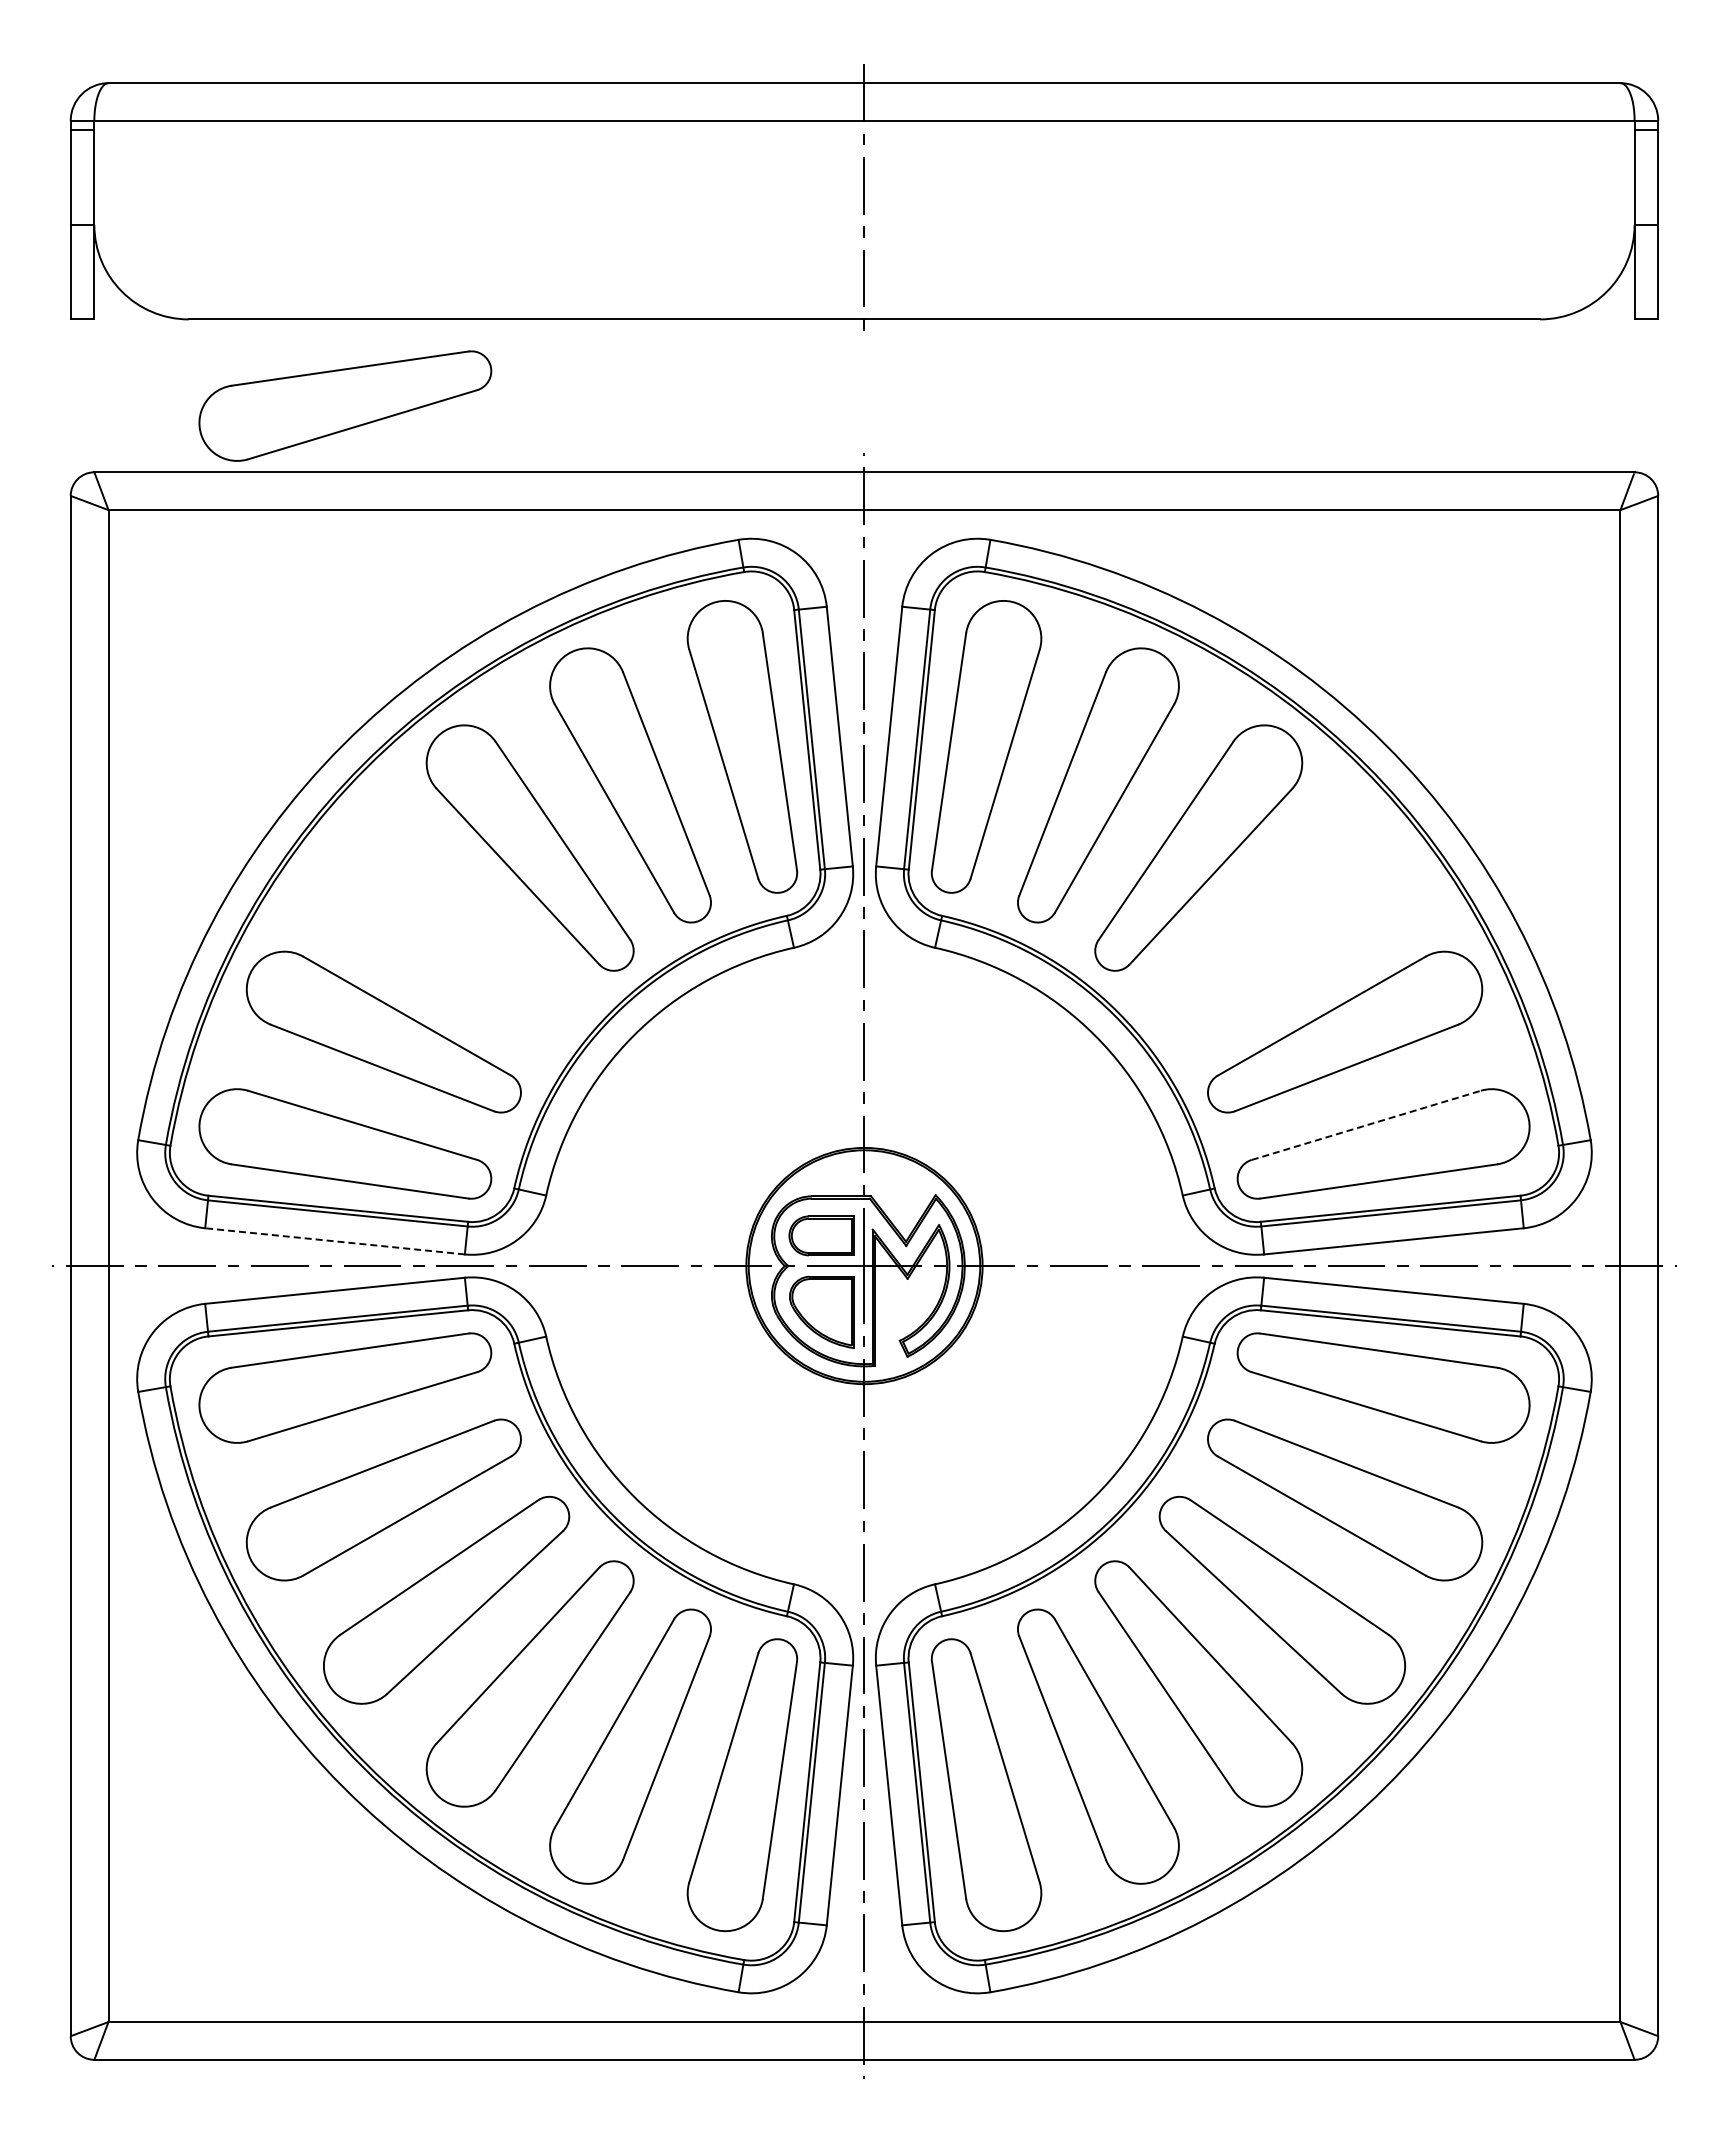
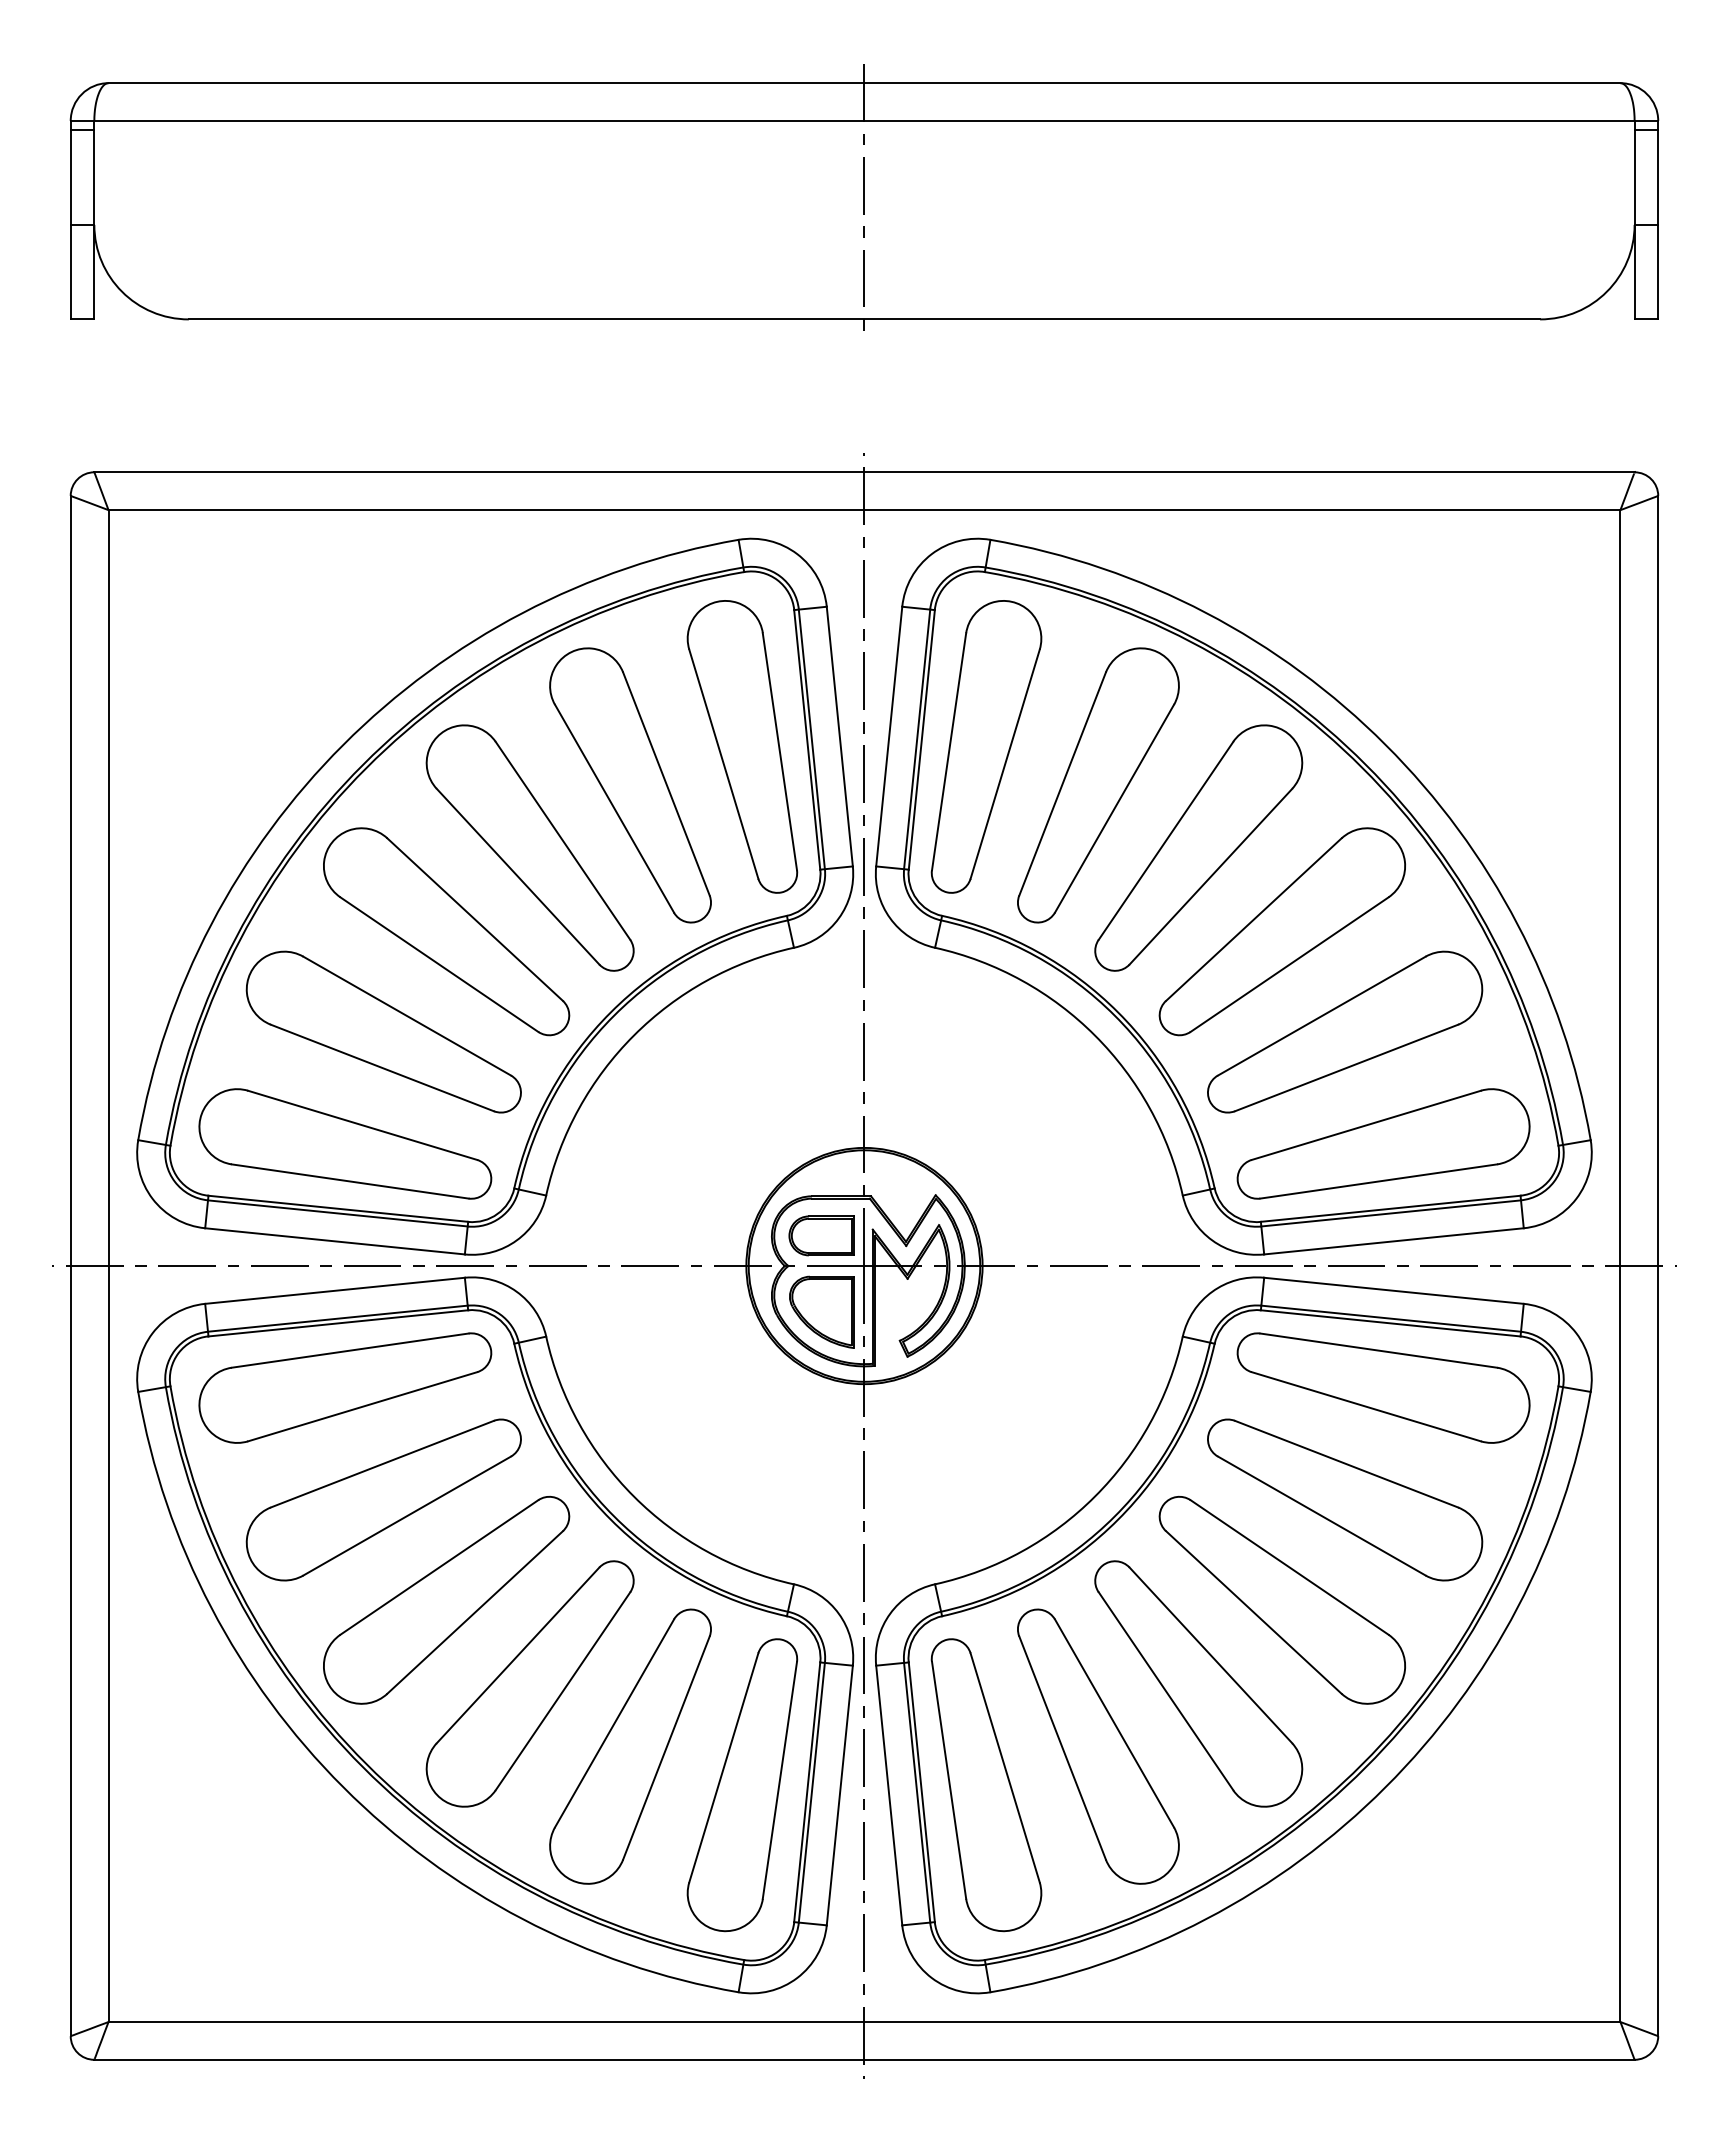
part: present -> none (345, 405)
part: none -> present (446, 931)
part: none -> present (1281, 931)
line: dashed -> solid (1366, 1125)
line: dashed -> solid (334, 1241)
